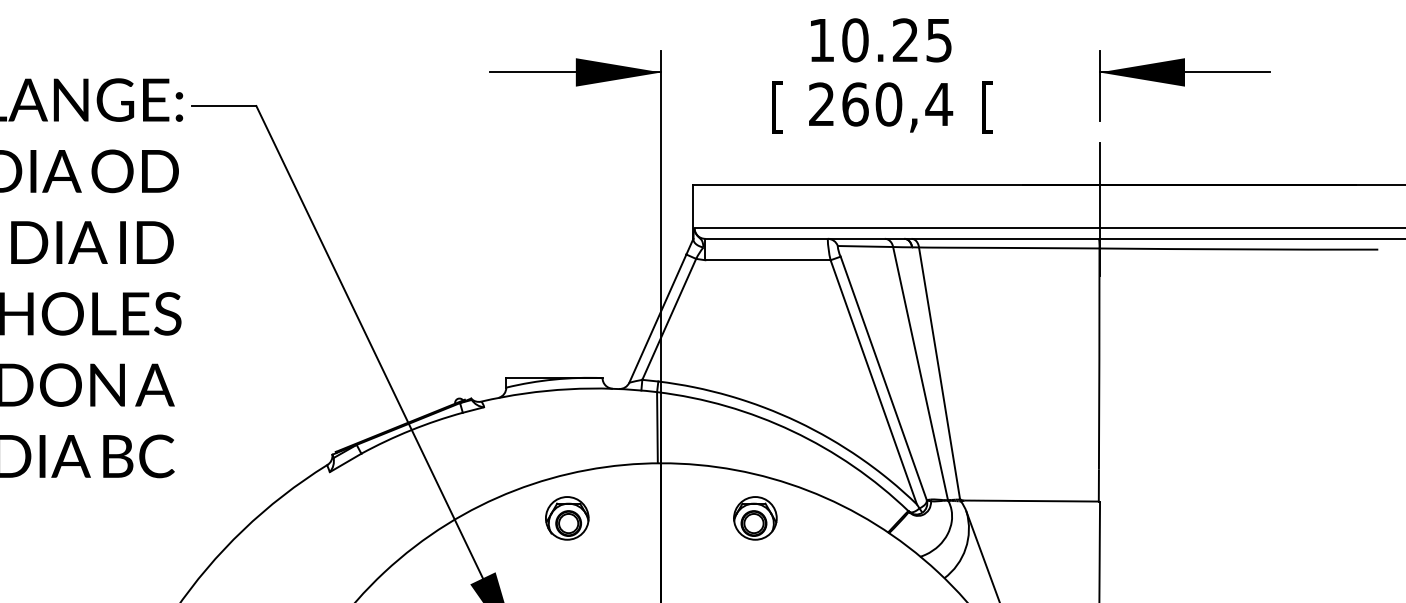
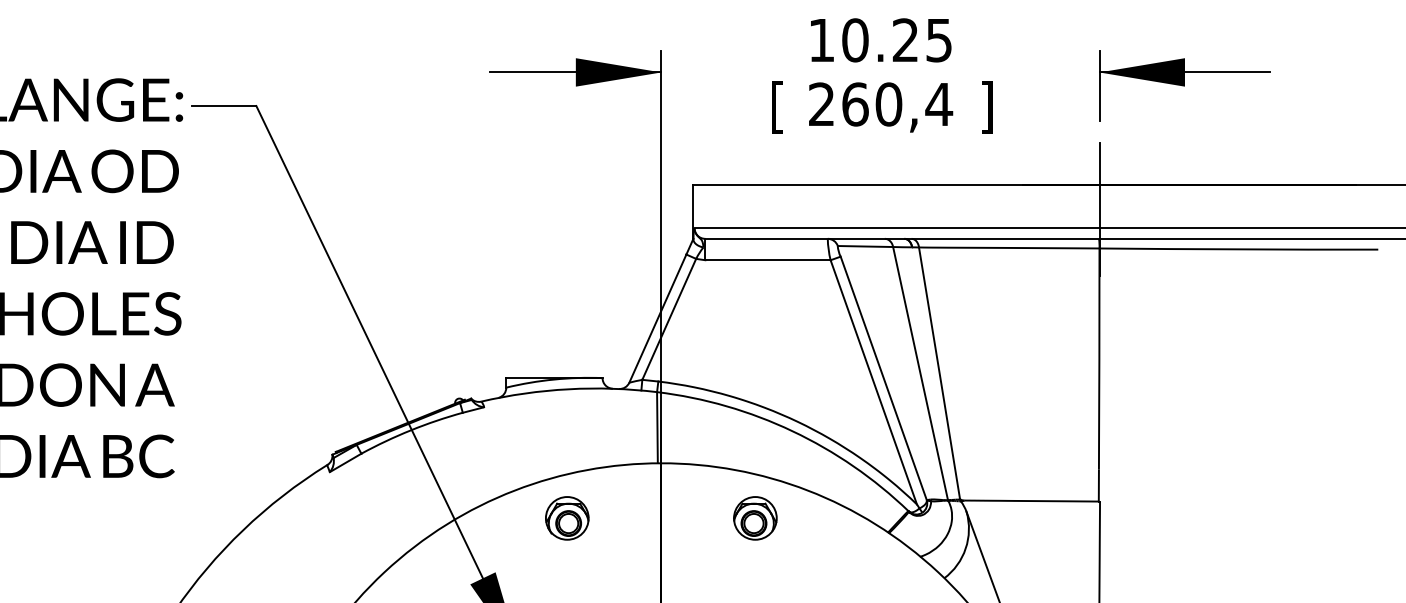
text: [ -> ] (987, 107)
